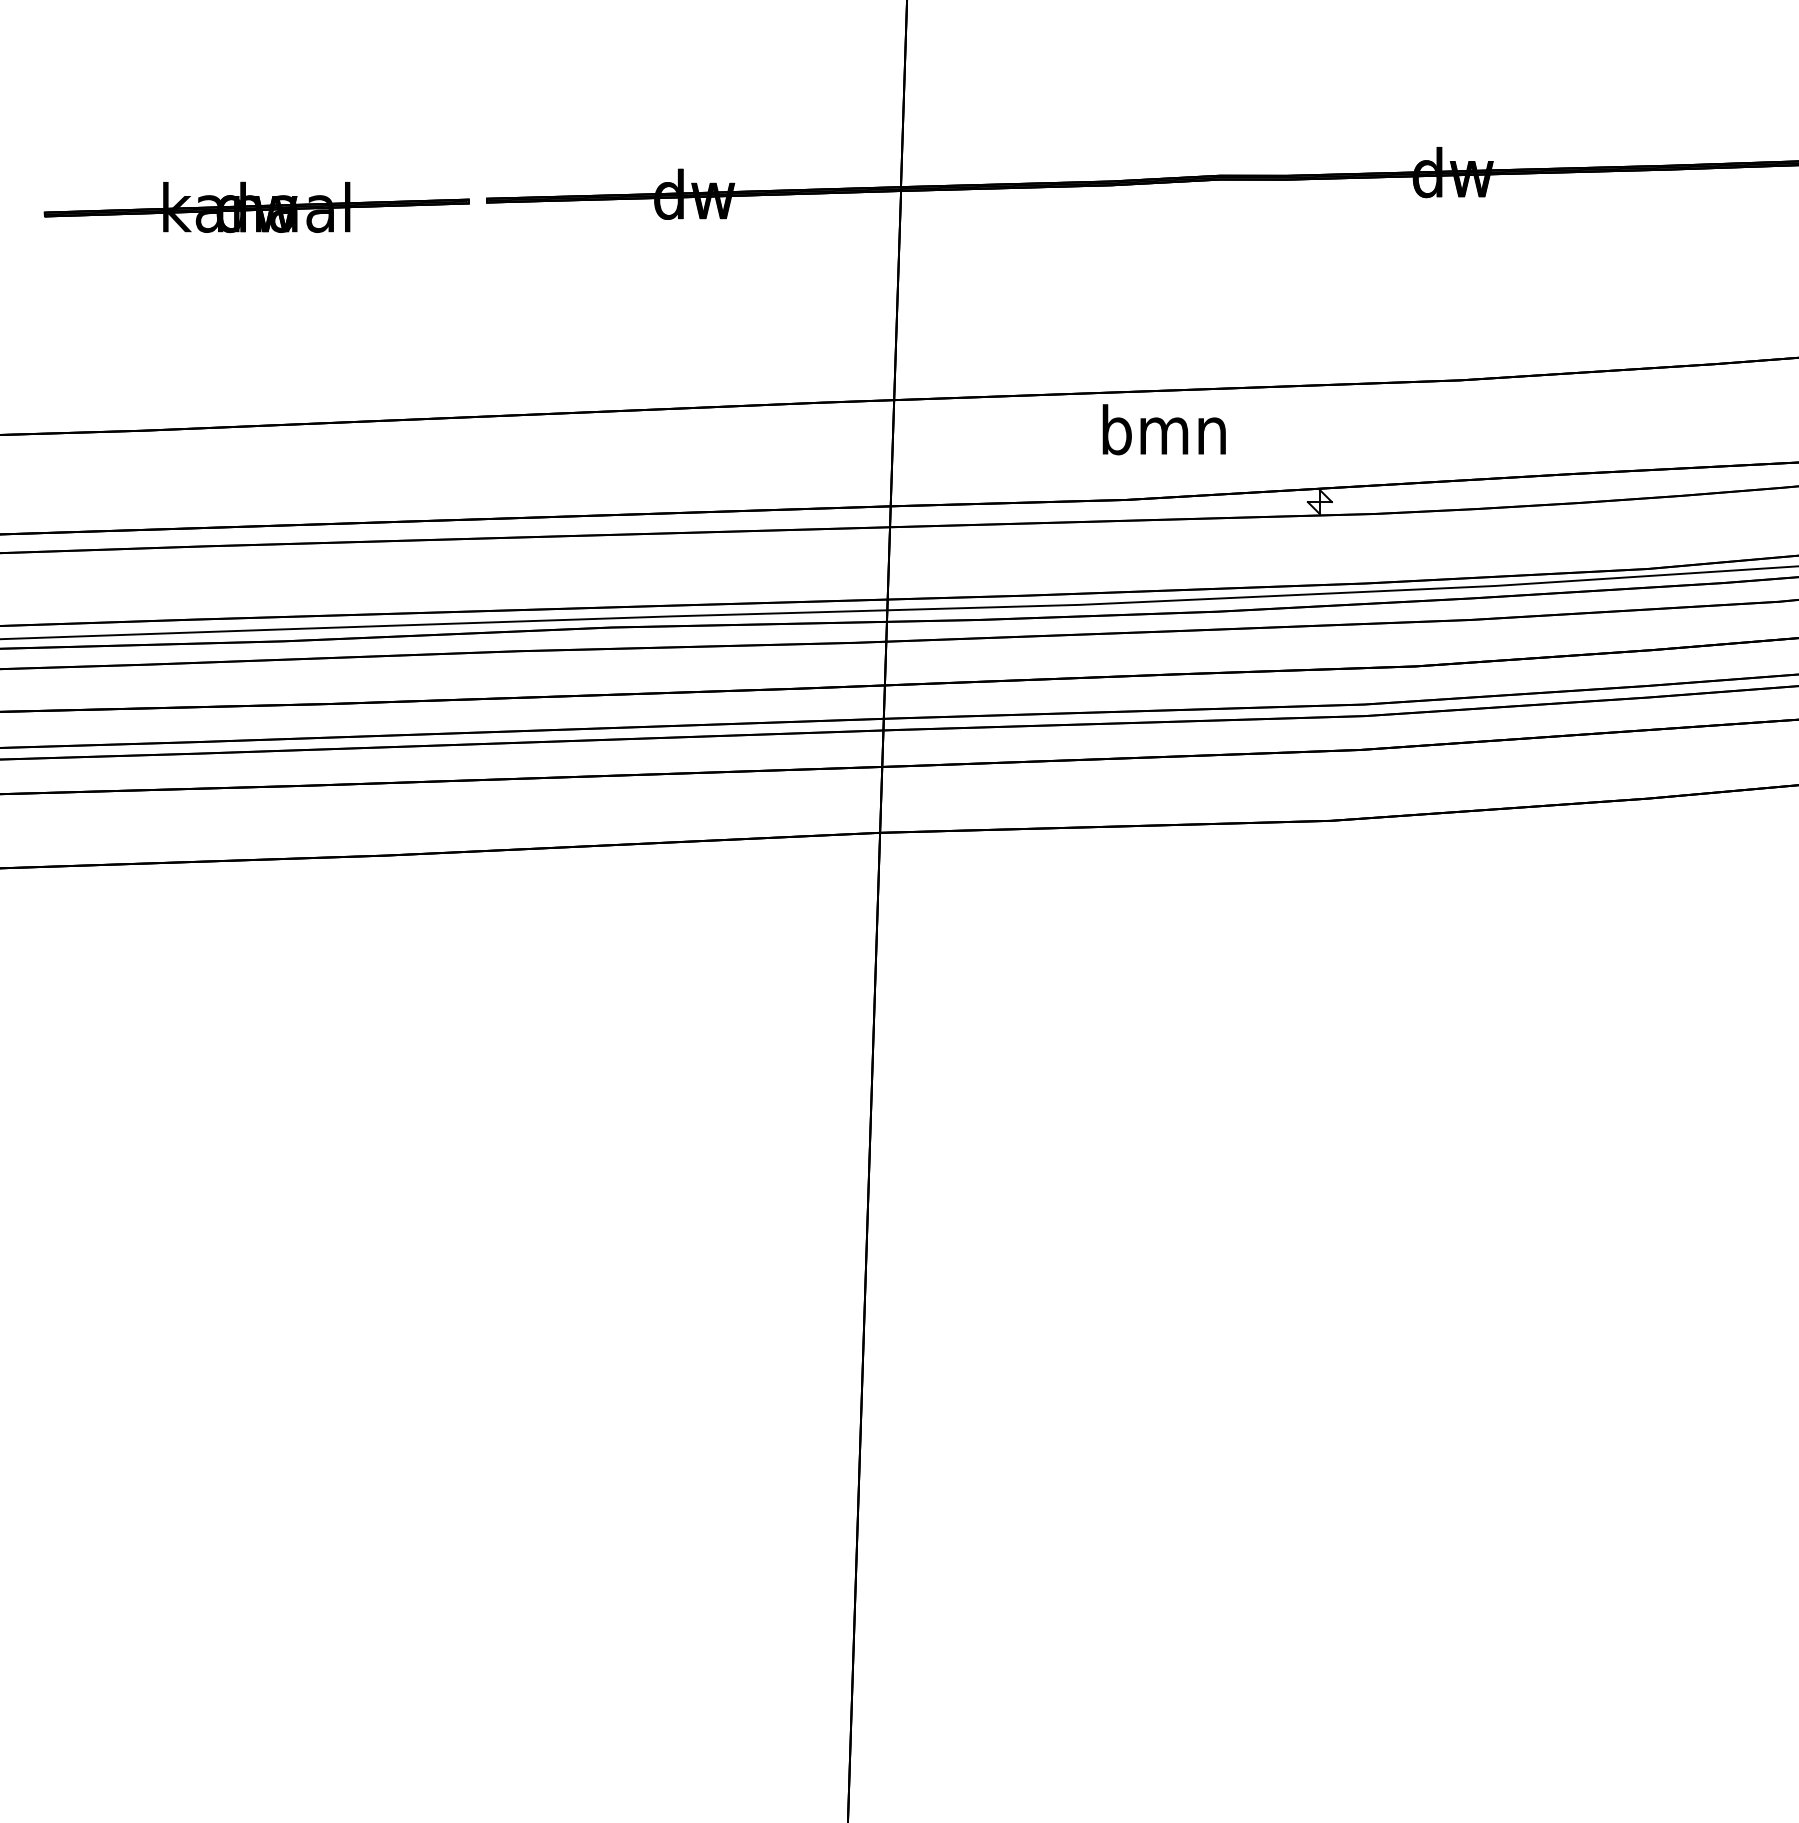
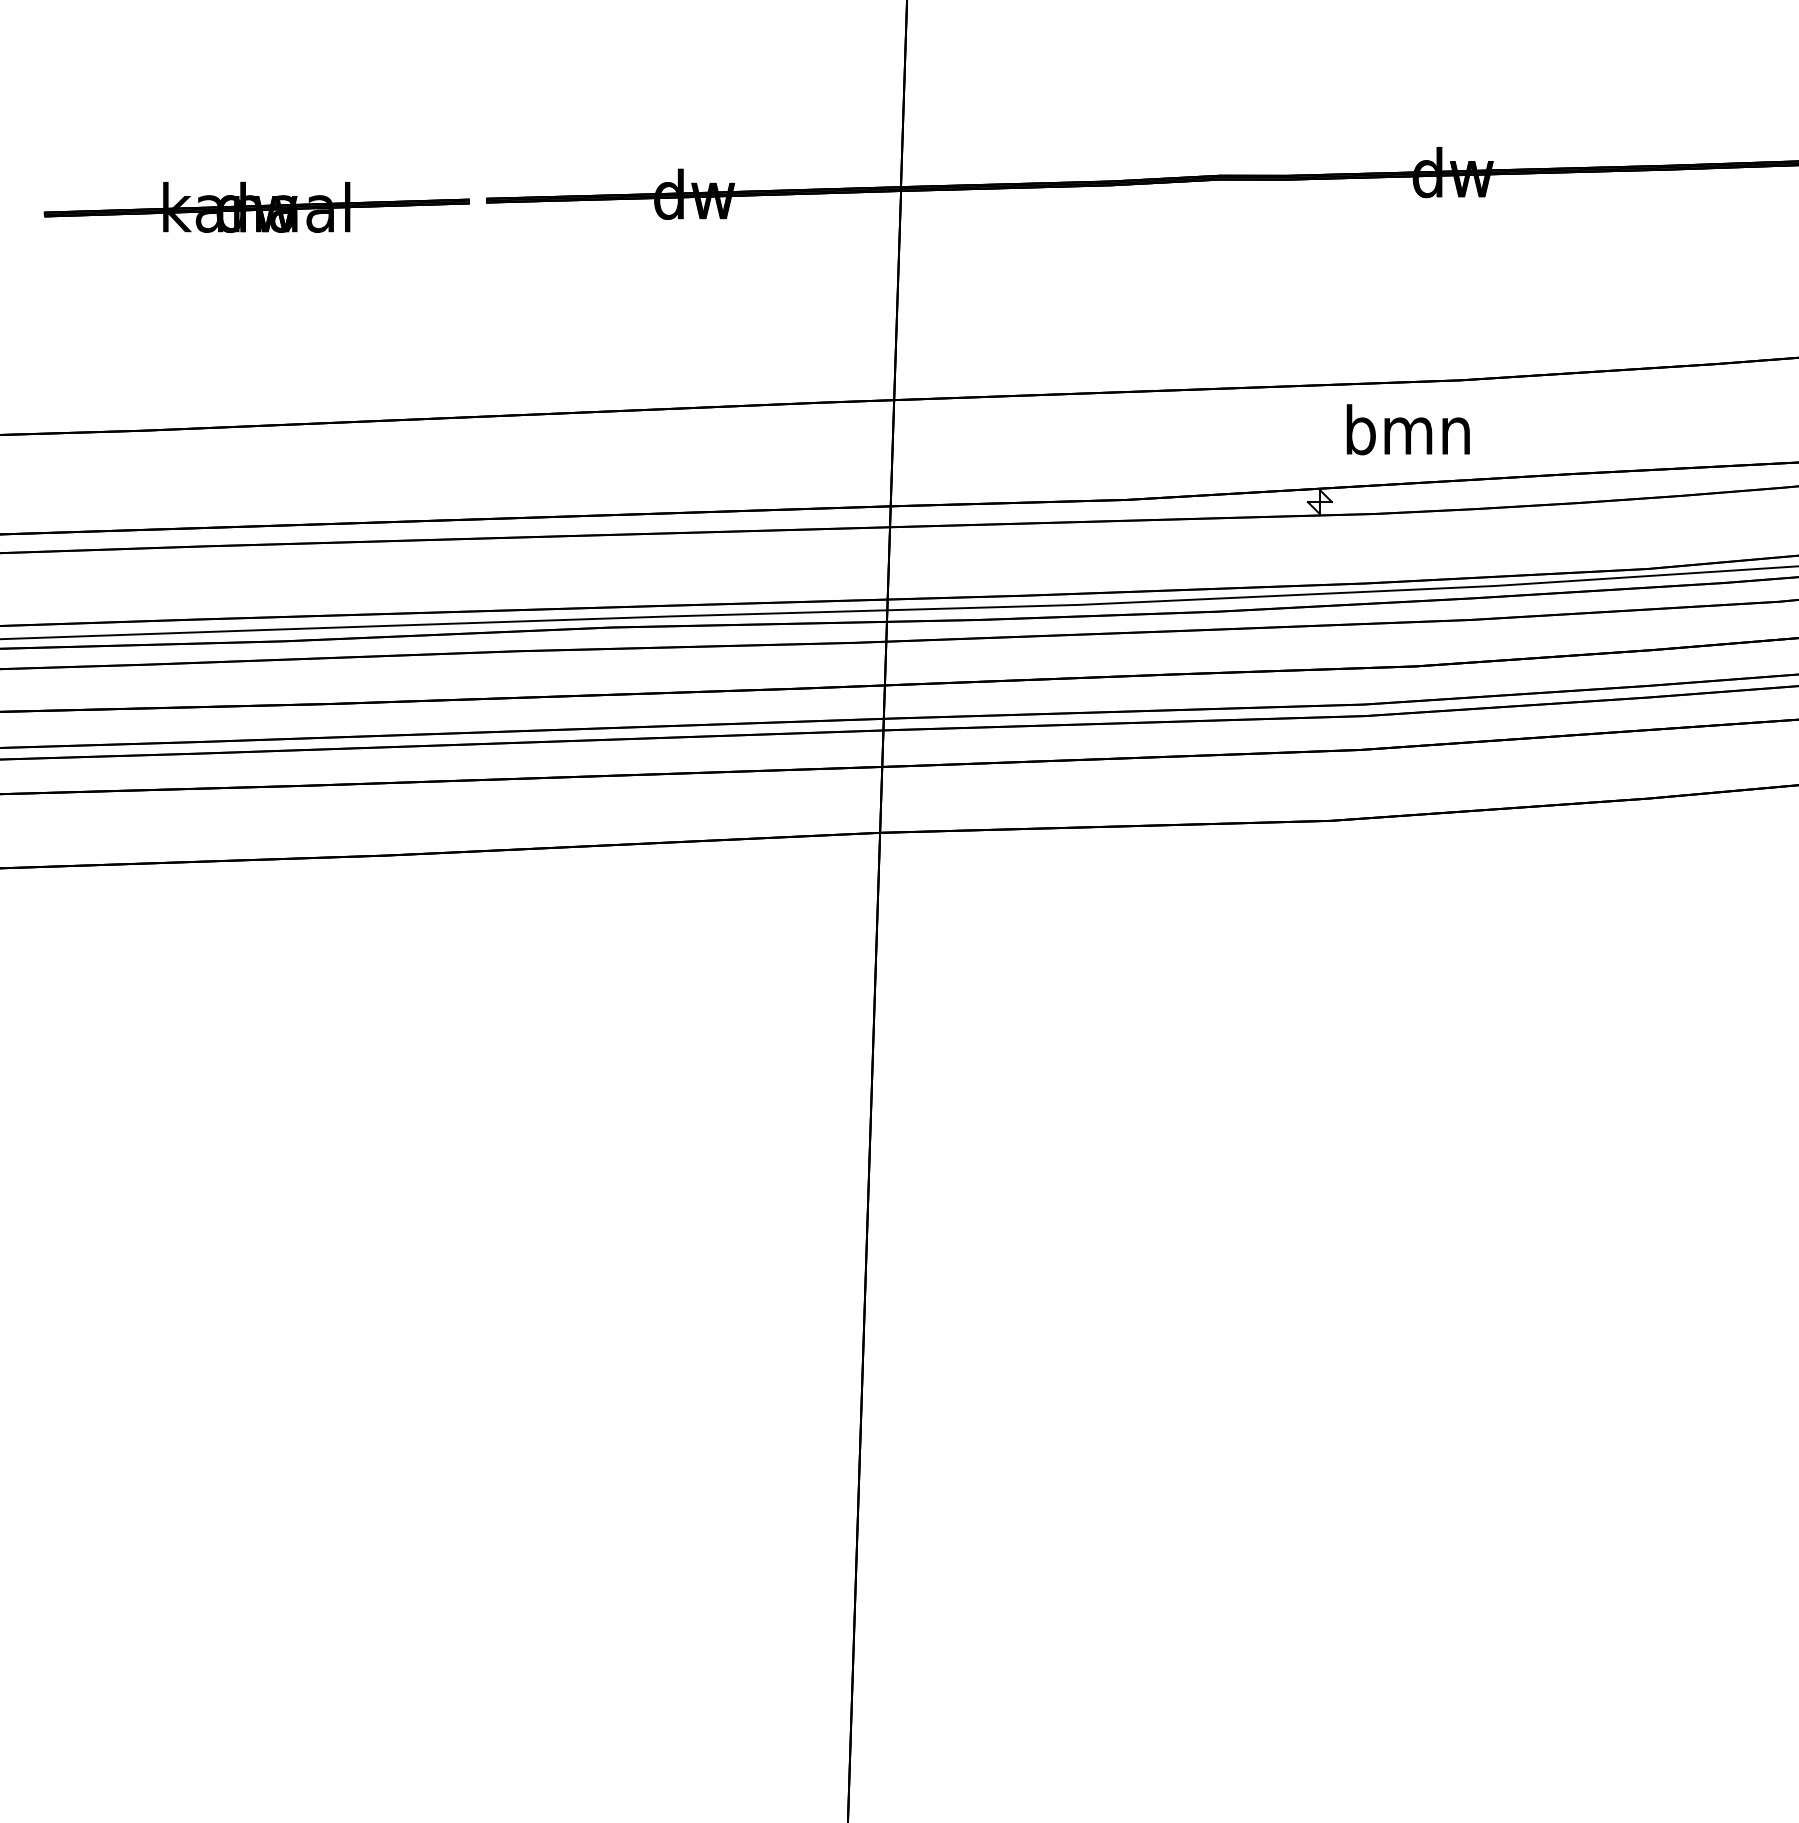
text position: (1163, 429) -> (1407, 429) (1407, 429)
